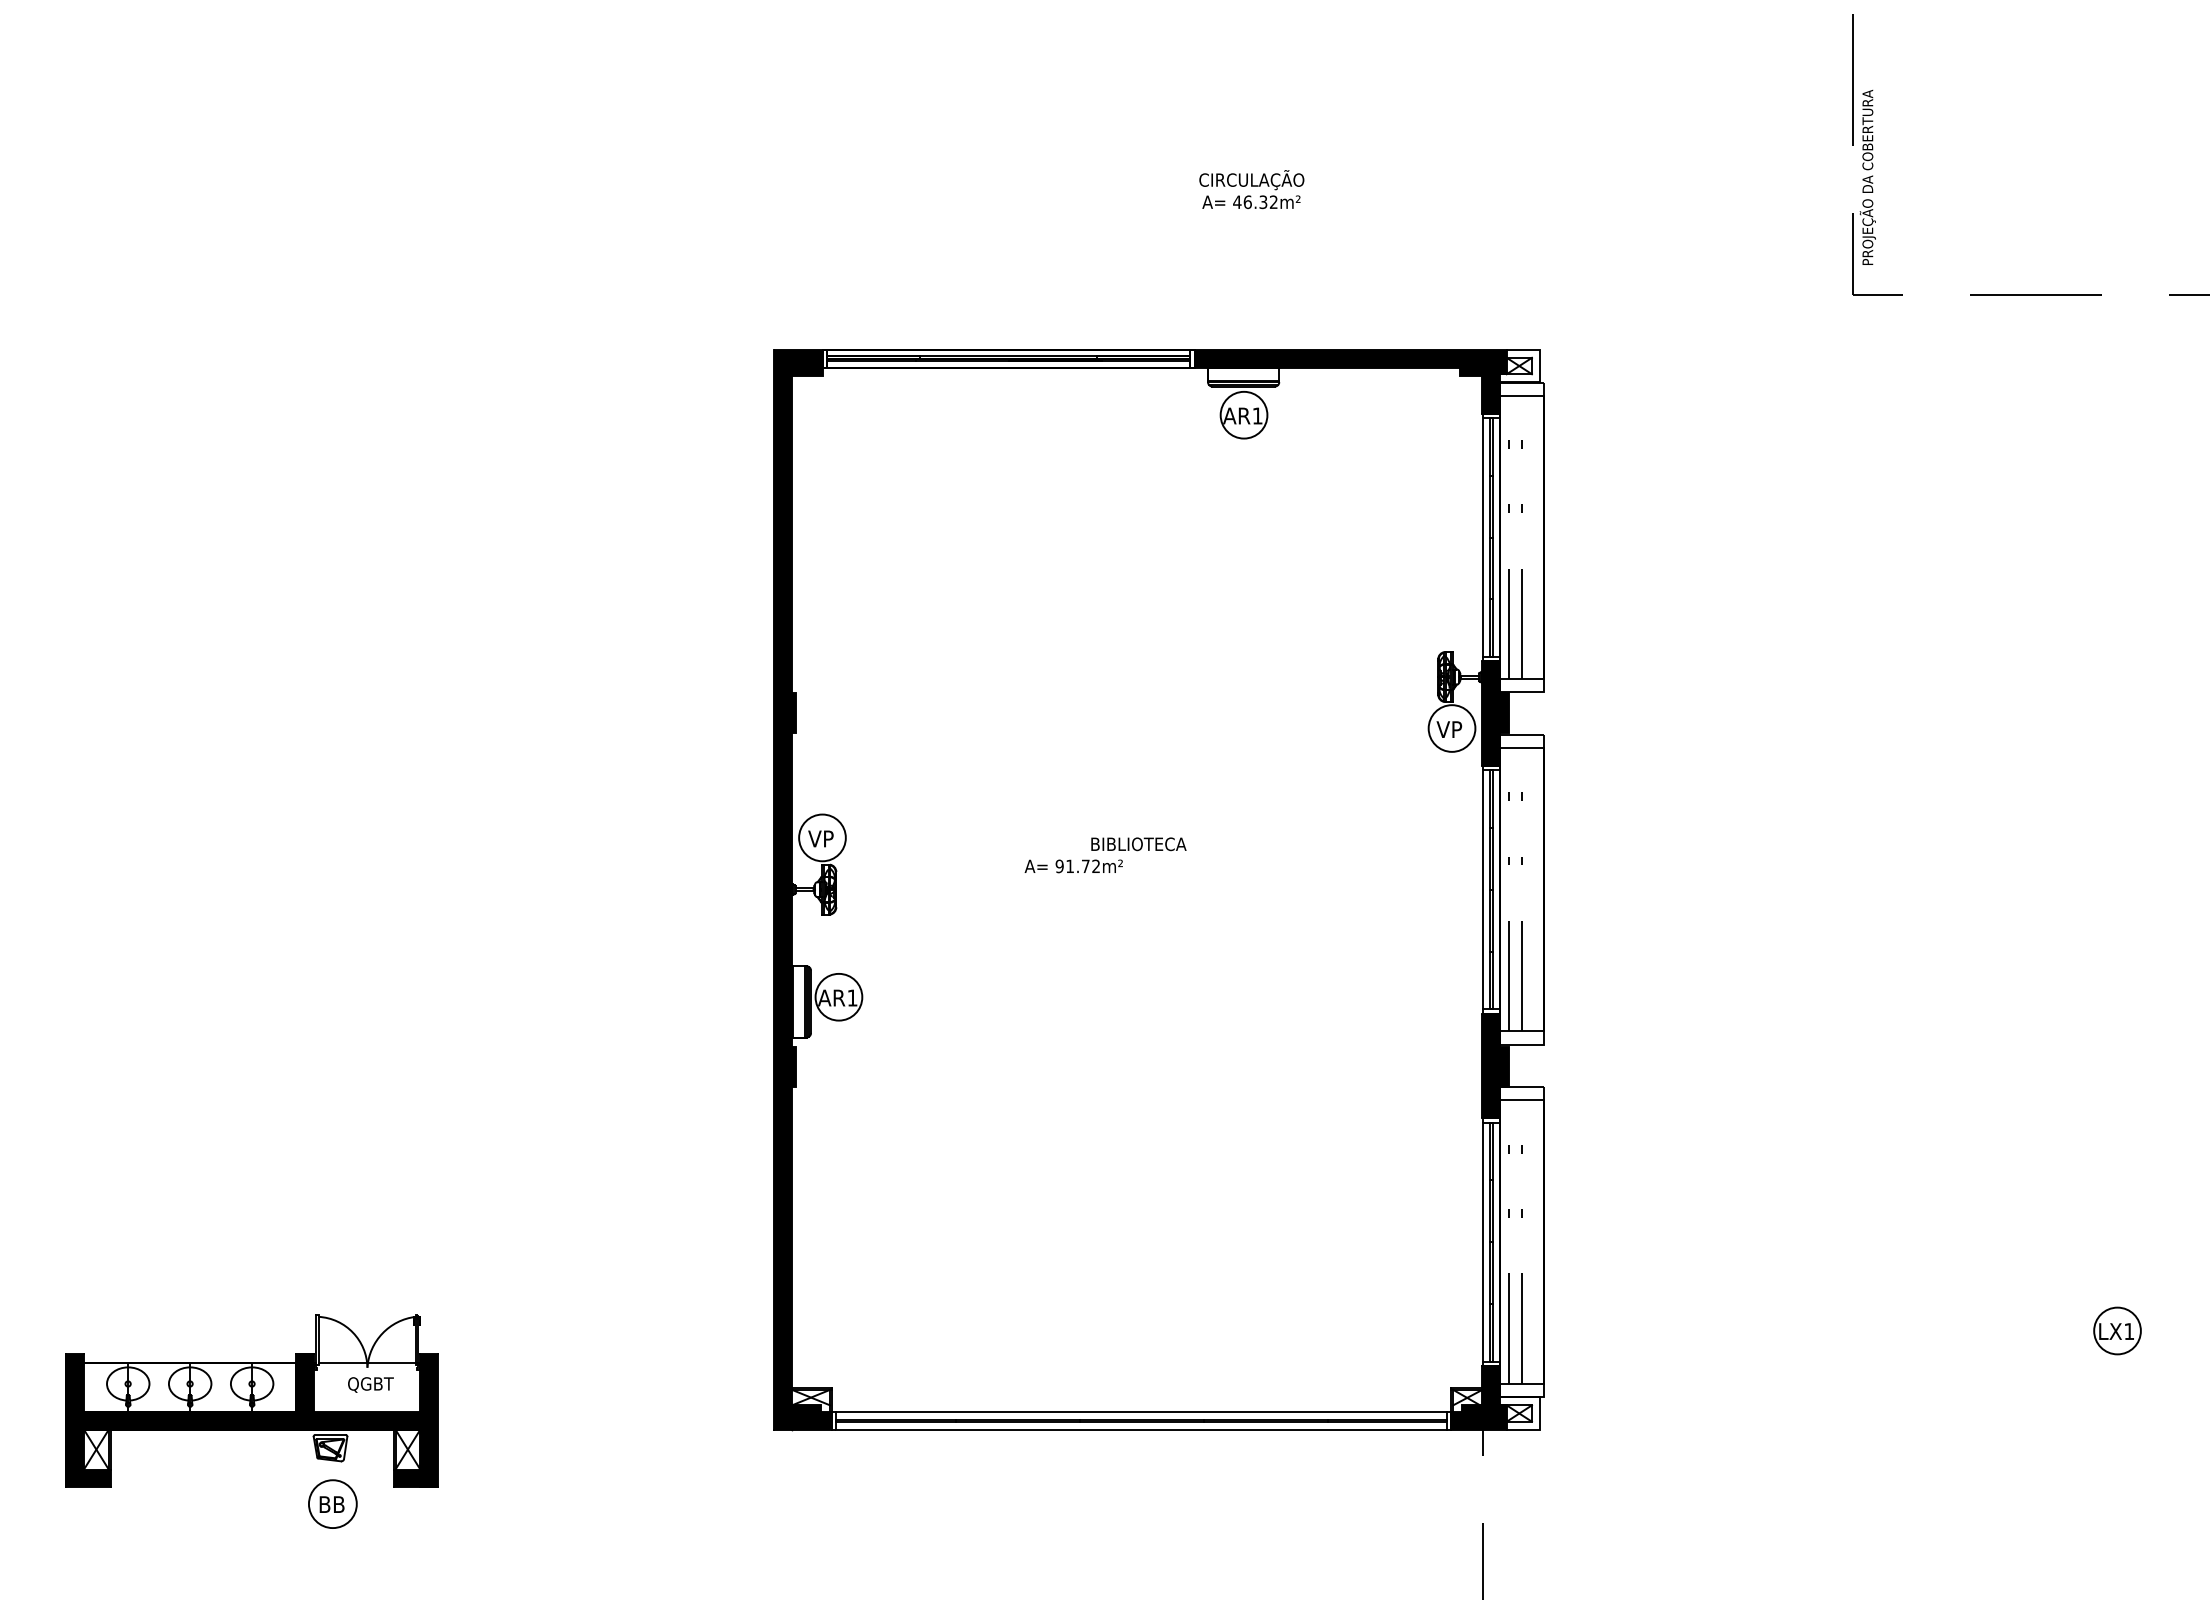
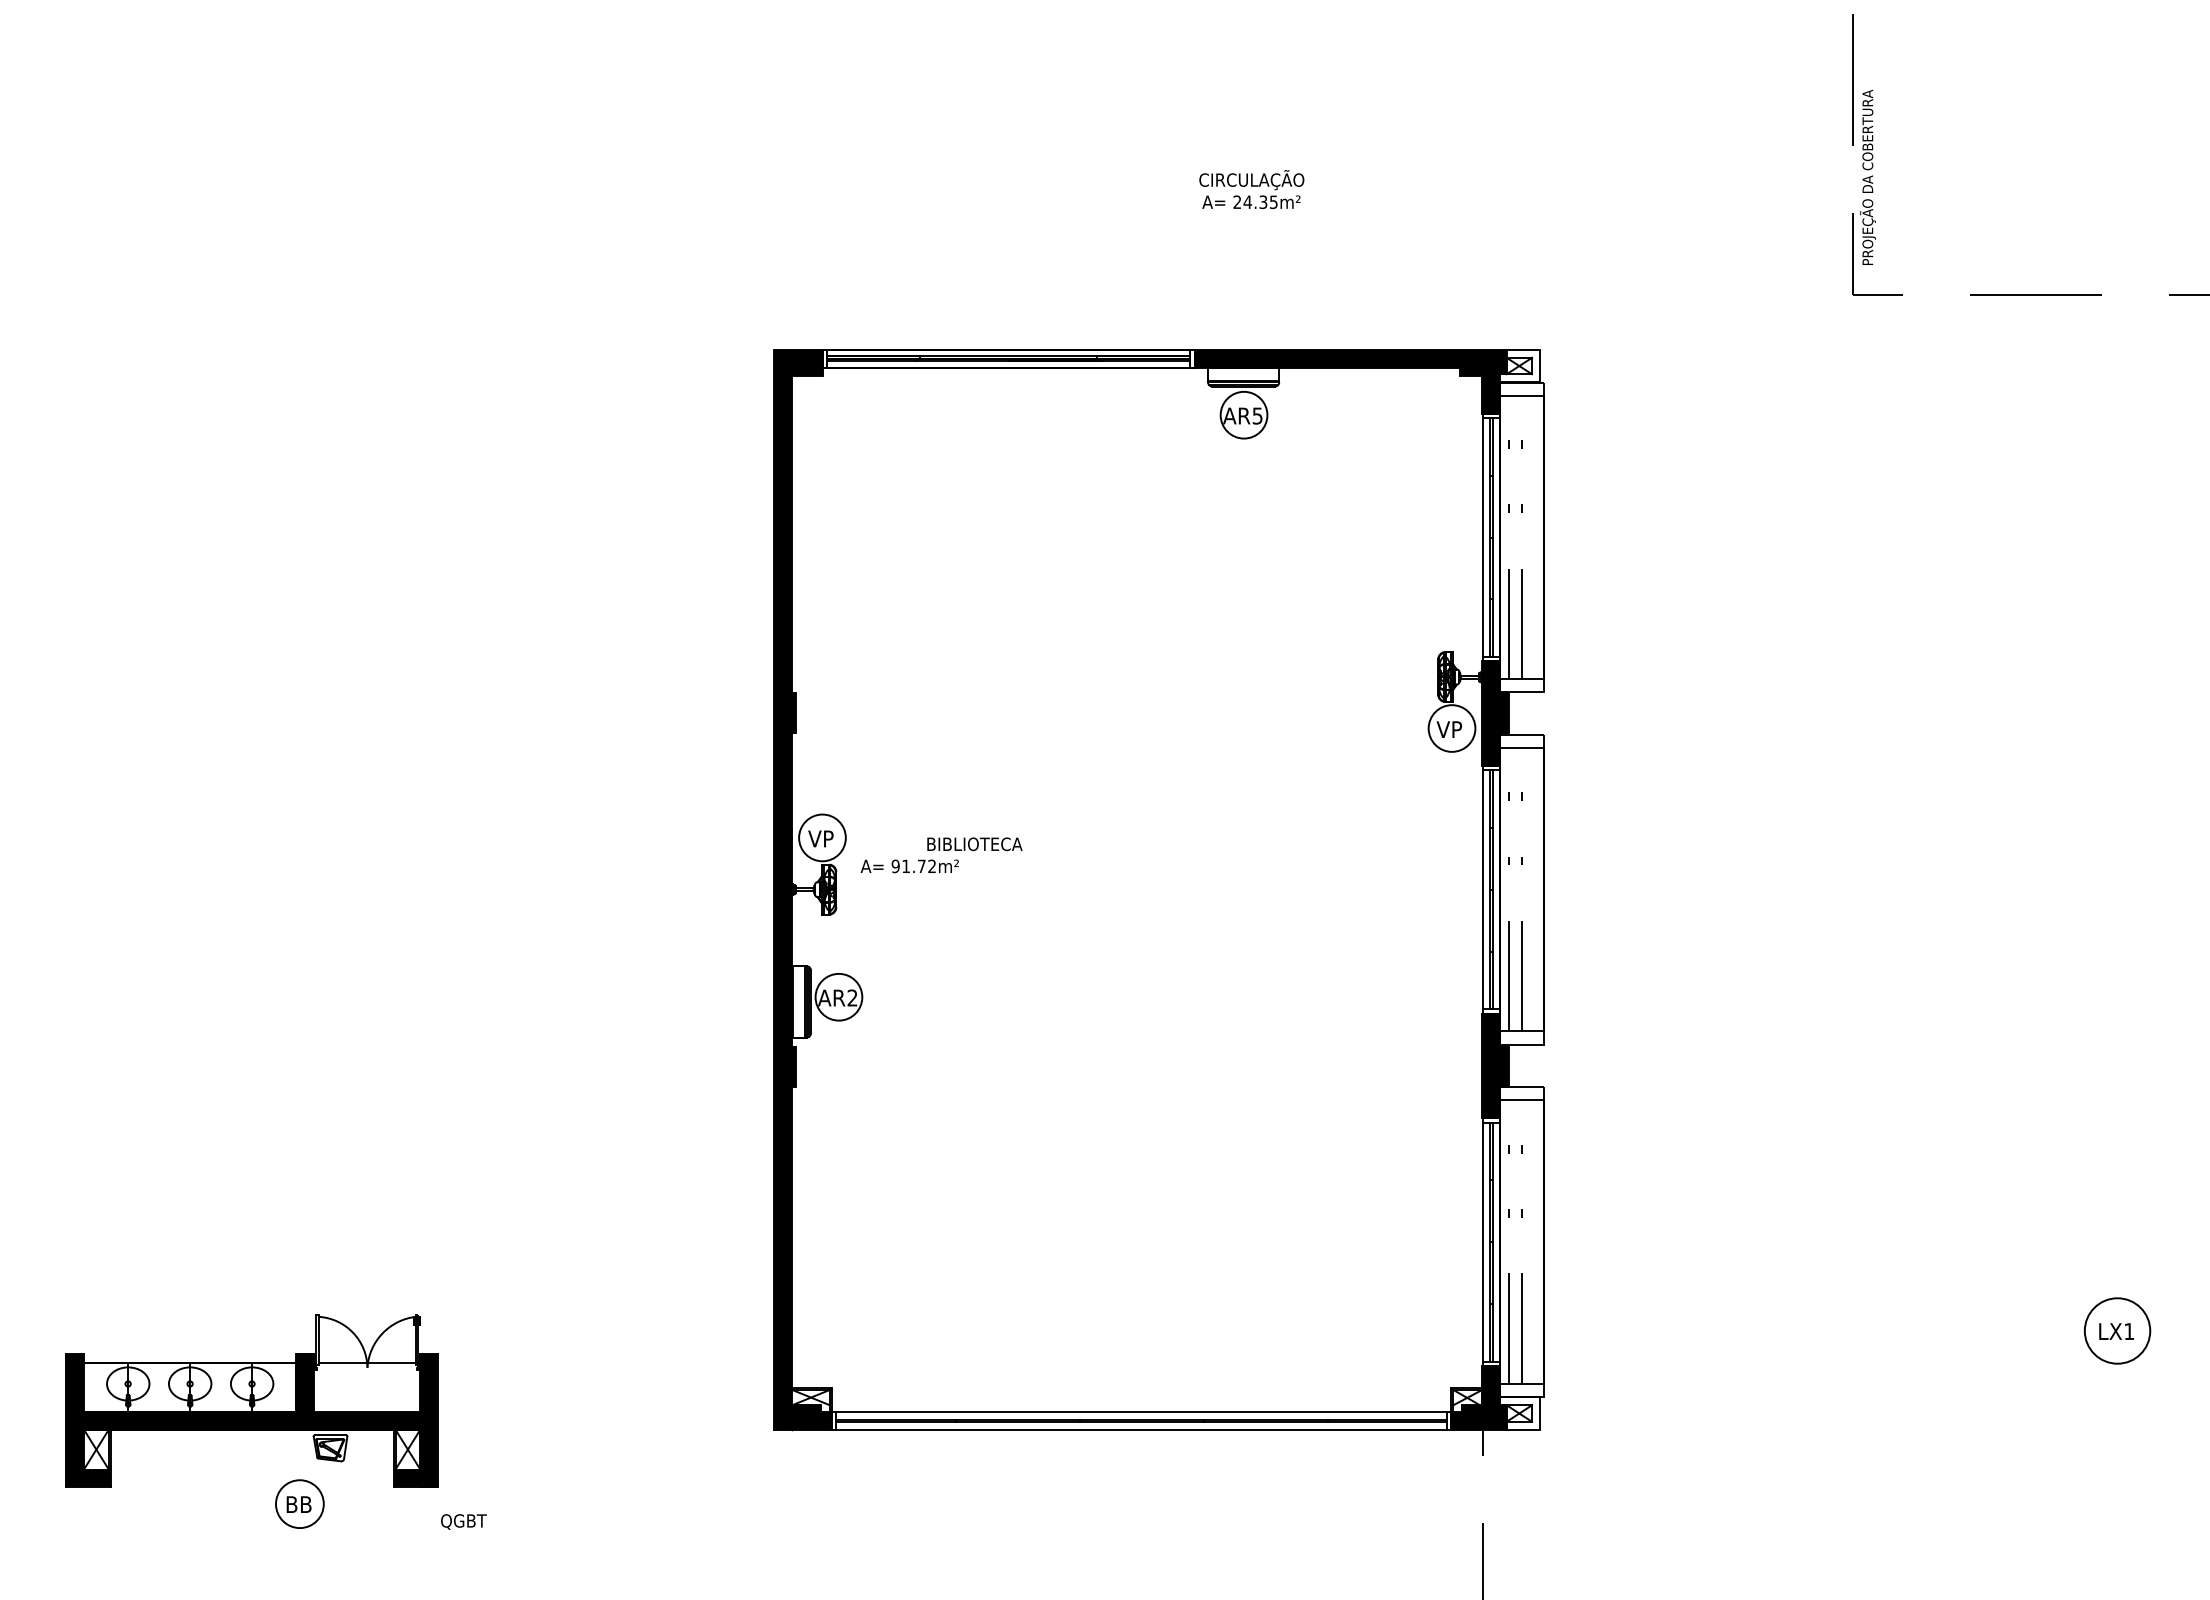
text: 46.32m² -> 24.35m² (1255, 202)
text: AR1 -> AR5 (1257, 415)
text position: (1105, 855) -> (941, 855) (941, 855)
text: AR1 -> AR2 (852, 997)
circle diameter: 47 px -> 65 px (2117, 1330)
text position: (370, 1384) -> (463, 1521) (463, 1521)
part position: (332, 1503) -> (299, 1503) (299, 1503)
